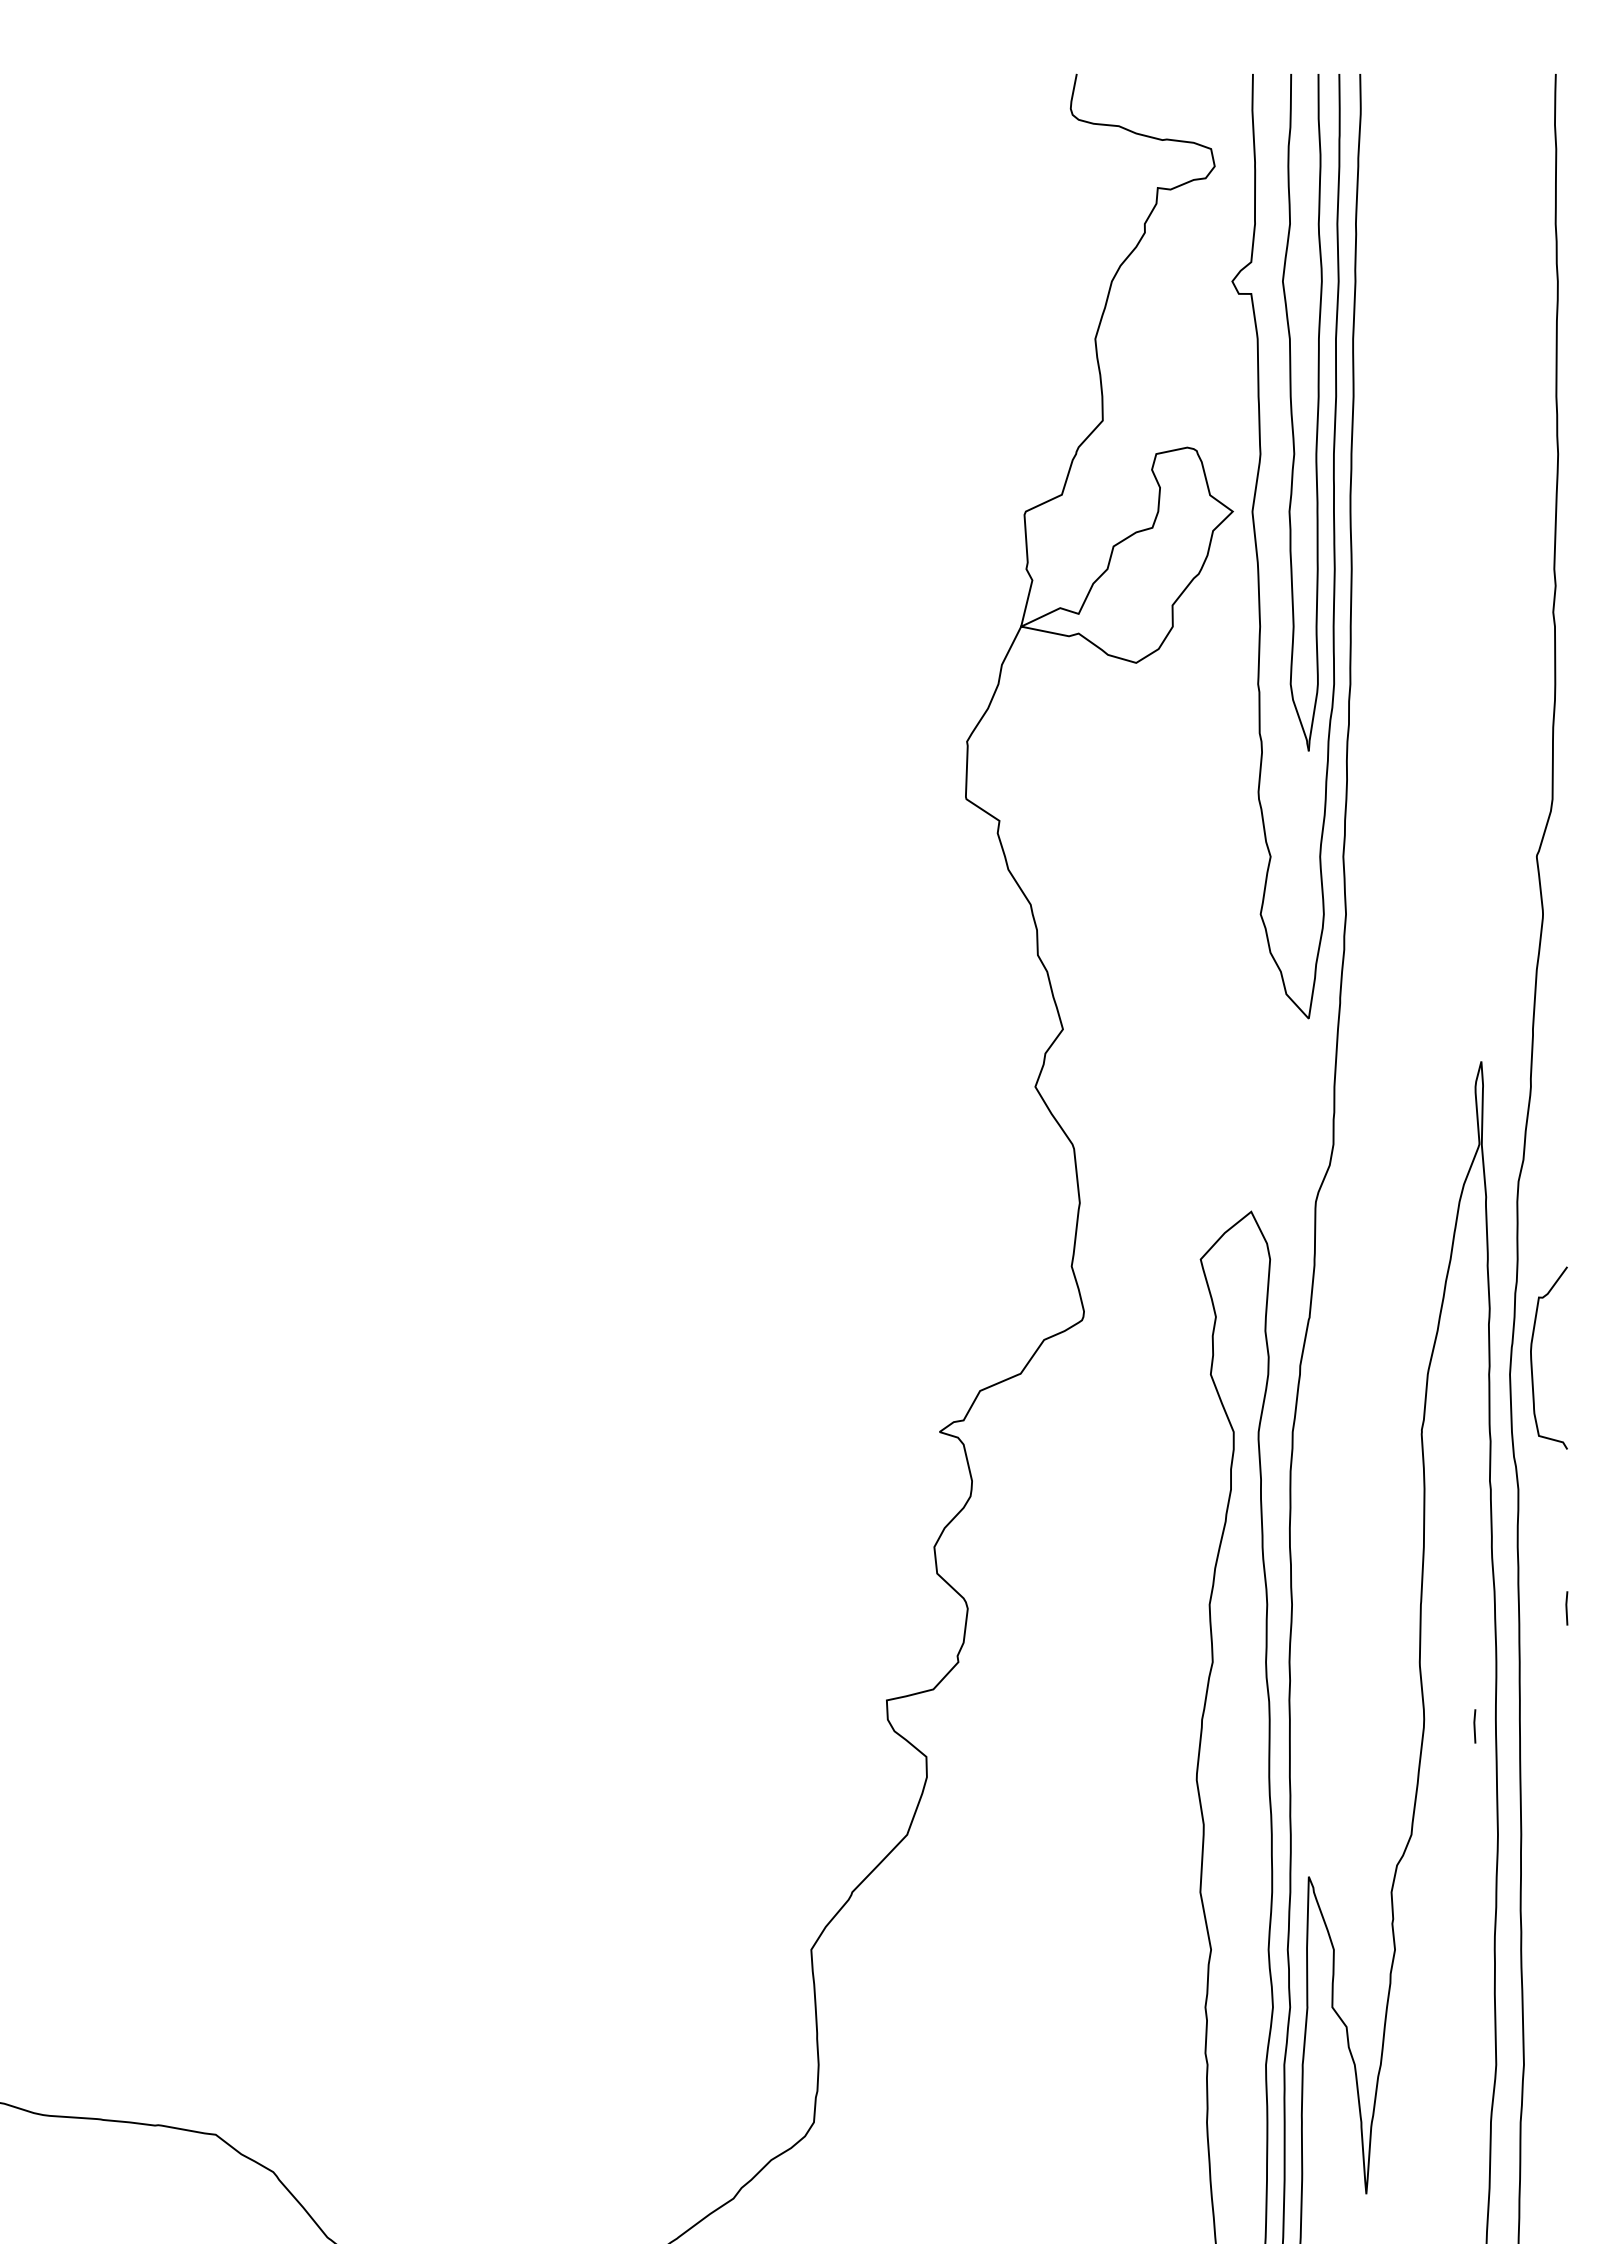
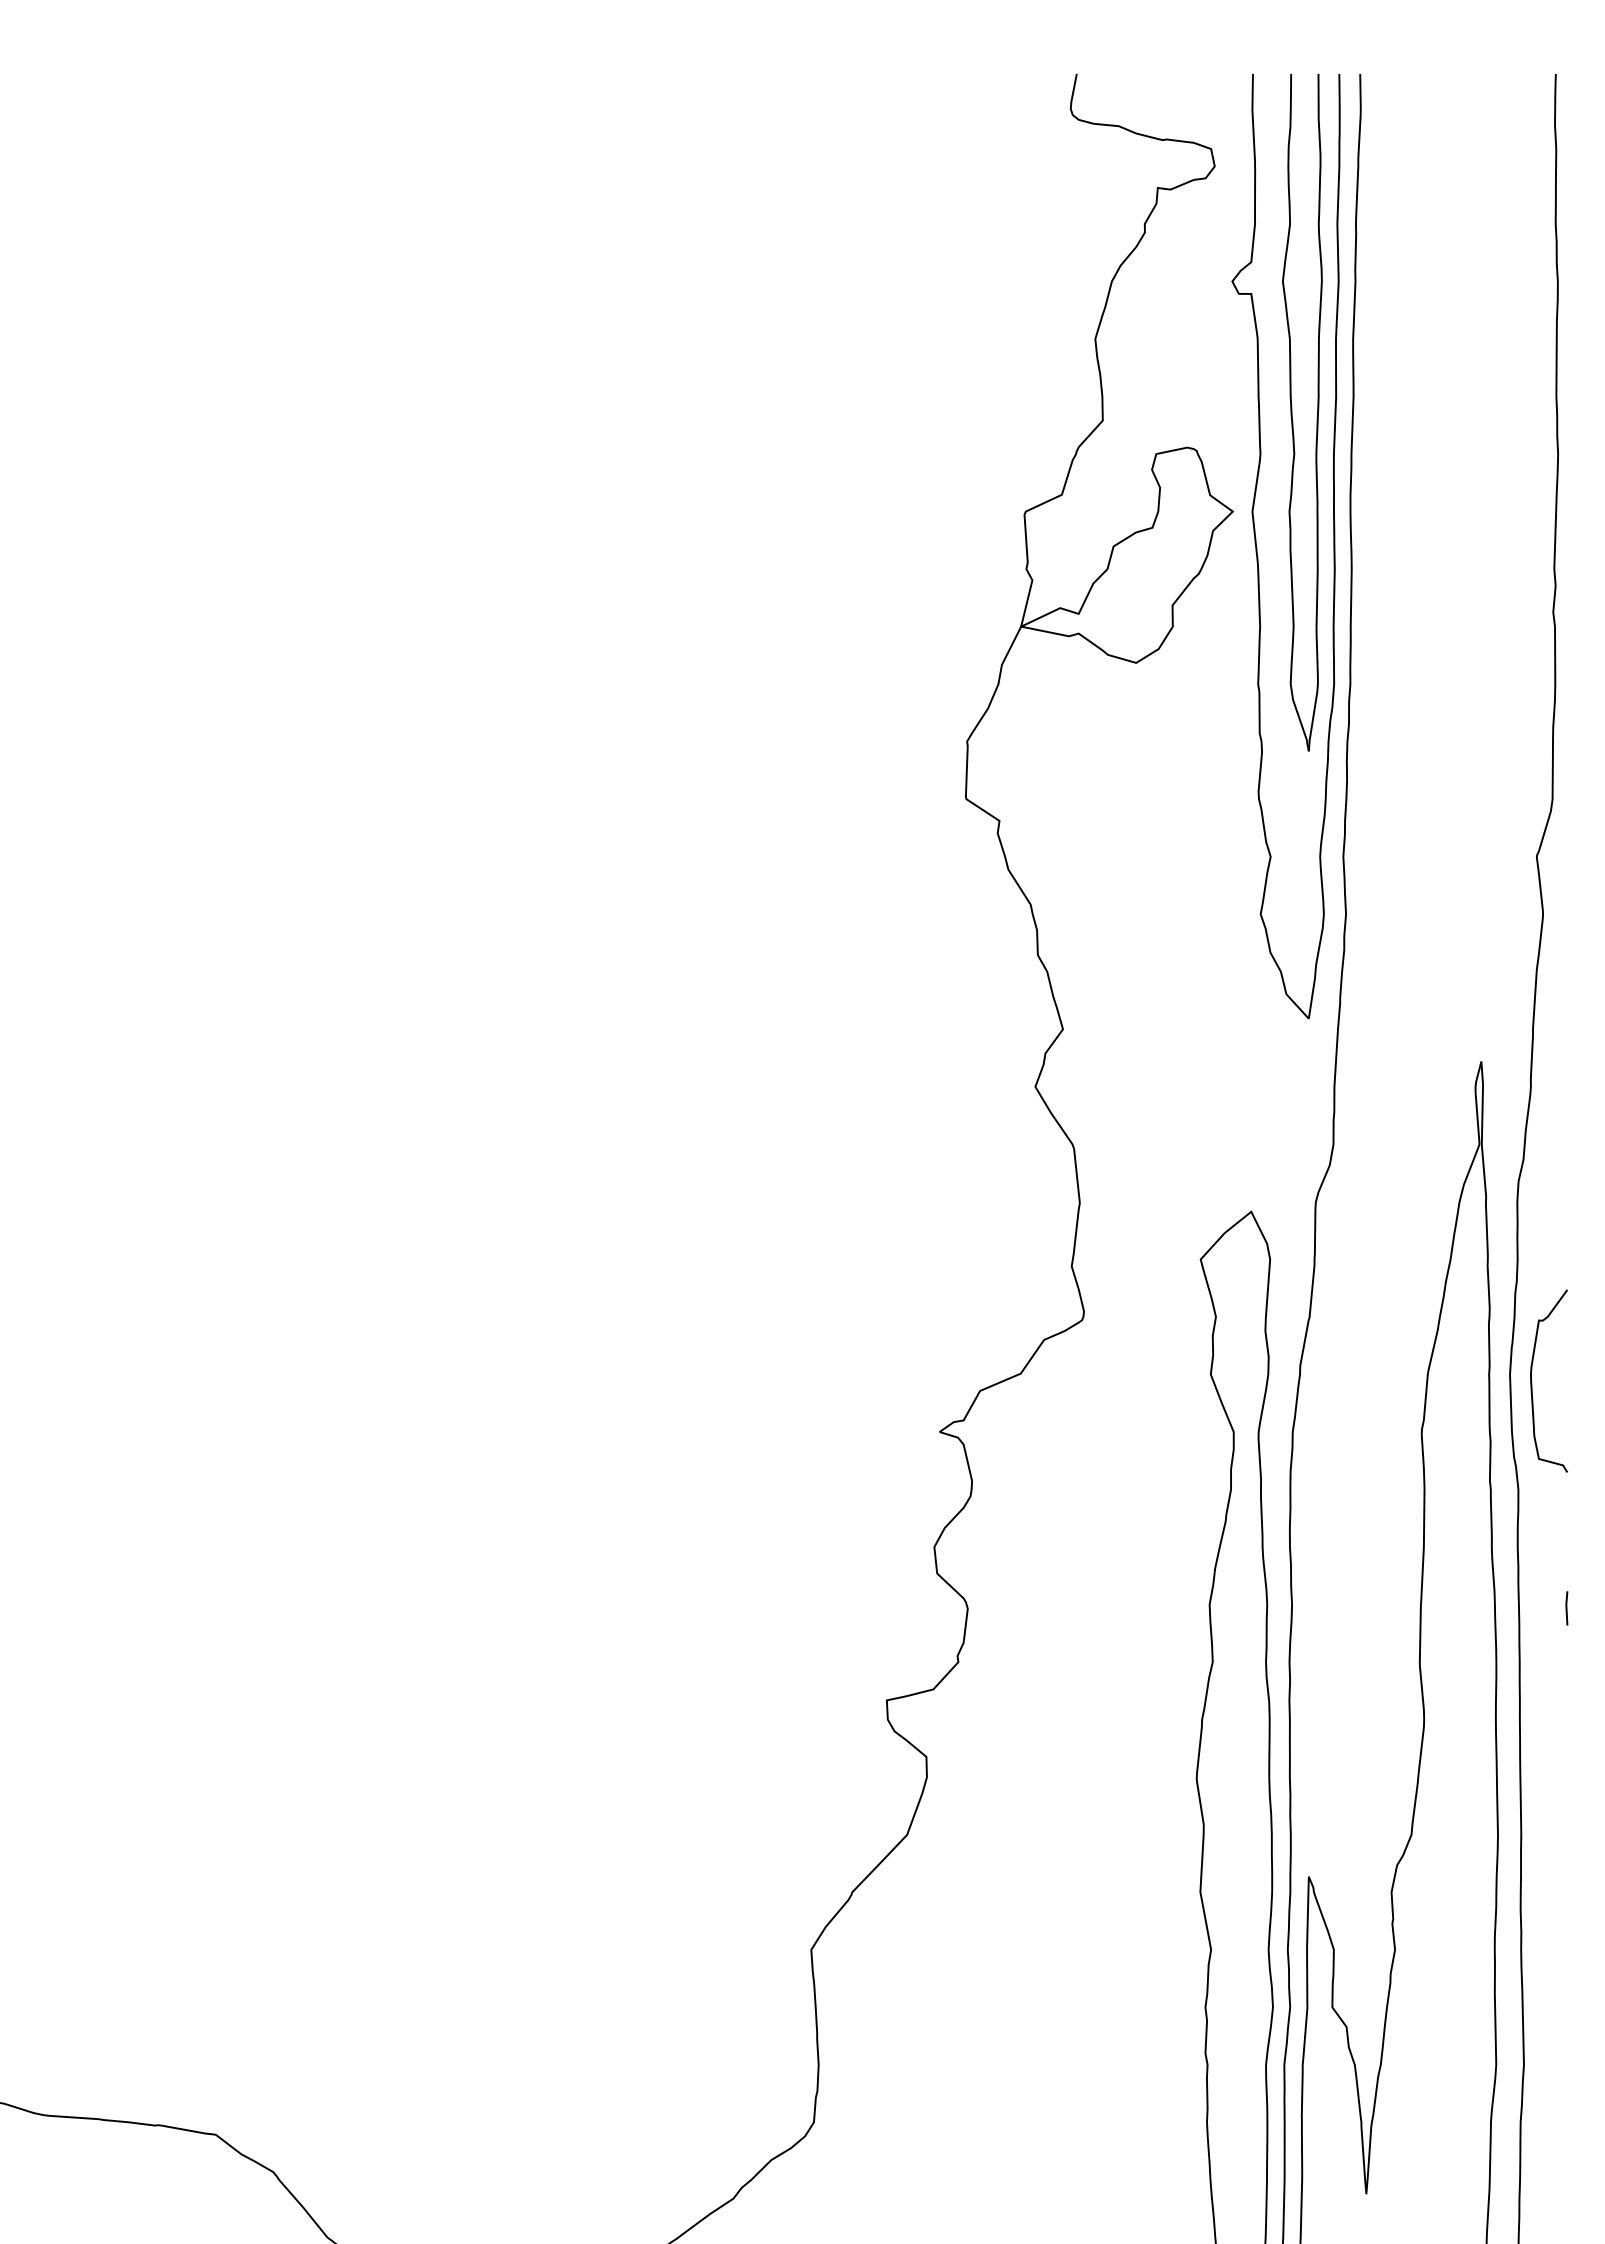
curve position: (1532, 1358) -> (1532, 1381) (1532, 1381)
line: present -> none (1474, 1726)
